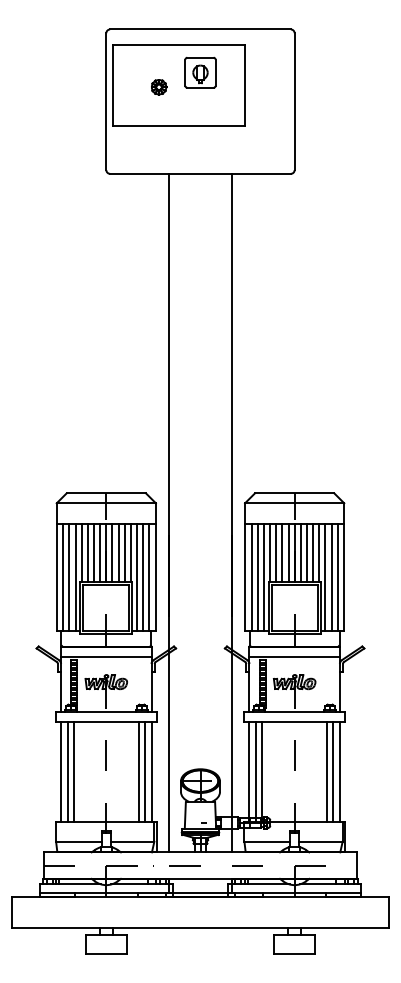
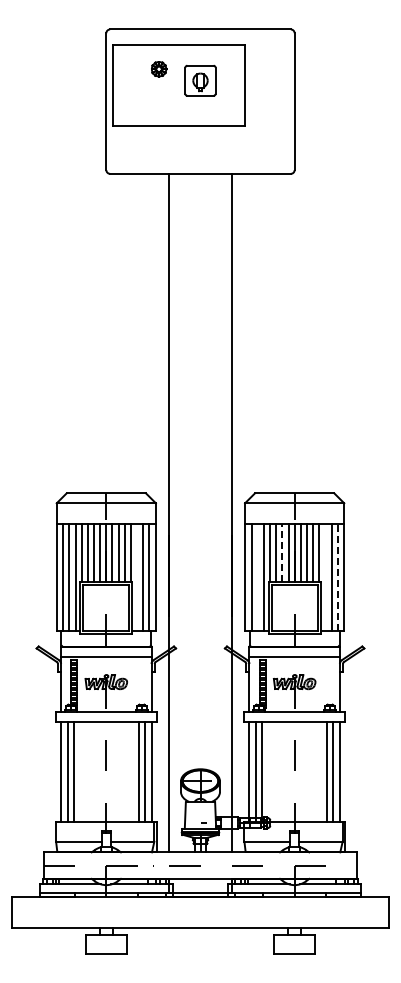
part position: (200, 72) -> (200, 80) (200, 80)
part position: (159, 87) -> (159, 69) (159, 69)
line: solid -> dashed (282, 552)
line: present -> none (137, 577)
line: present -> none (257, 577)
line: present -> none (325, 577)
line: solid -> dashed (337, 577)
